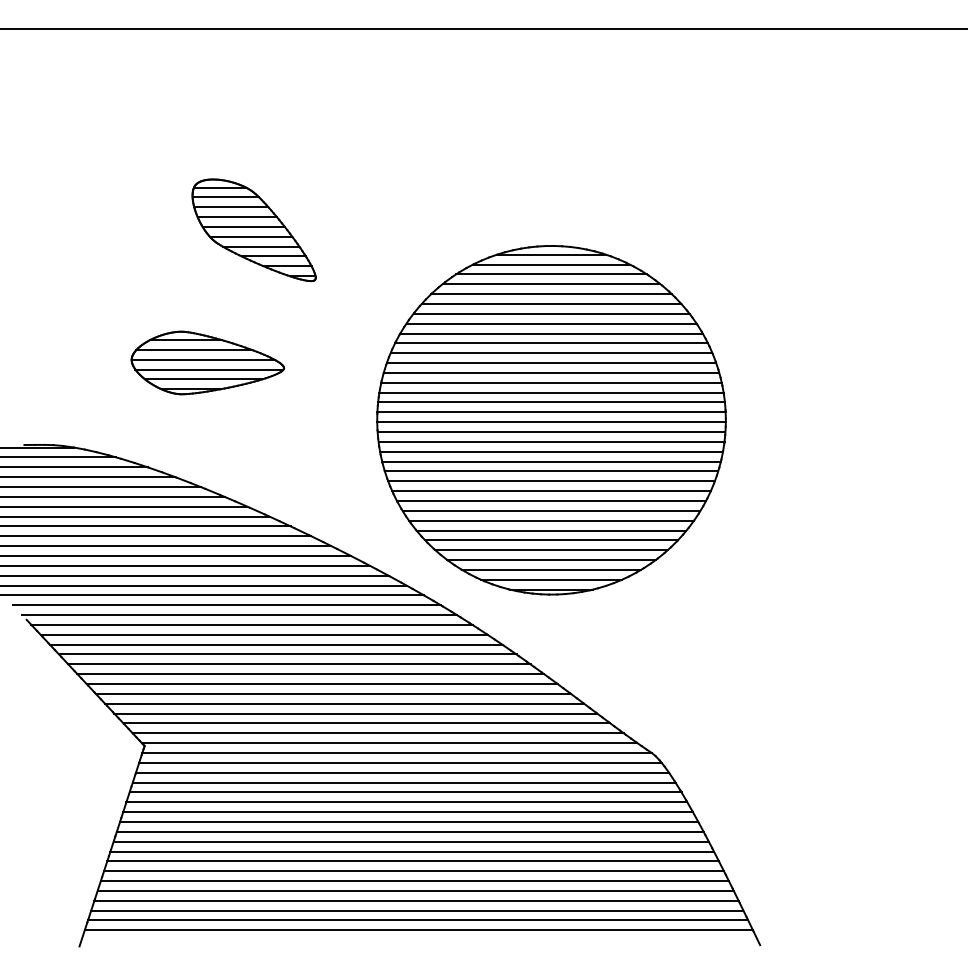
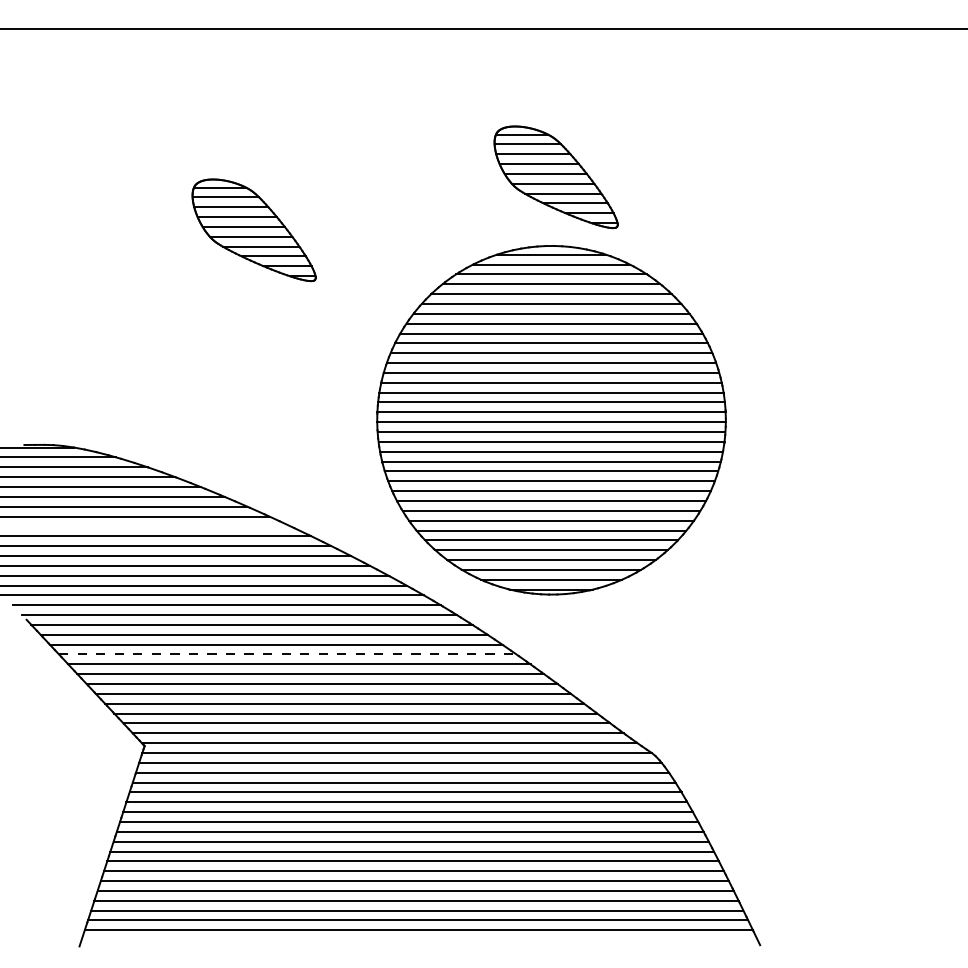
part: none -> present (555, 177)
part: present -> none (207, 362)
line: present -> none (146, 526)
line: solid -> dashed (287, 654)
